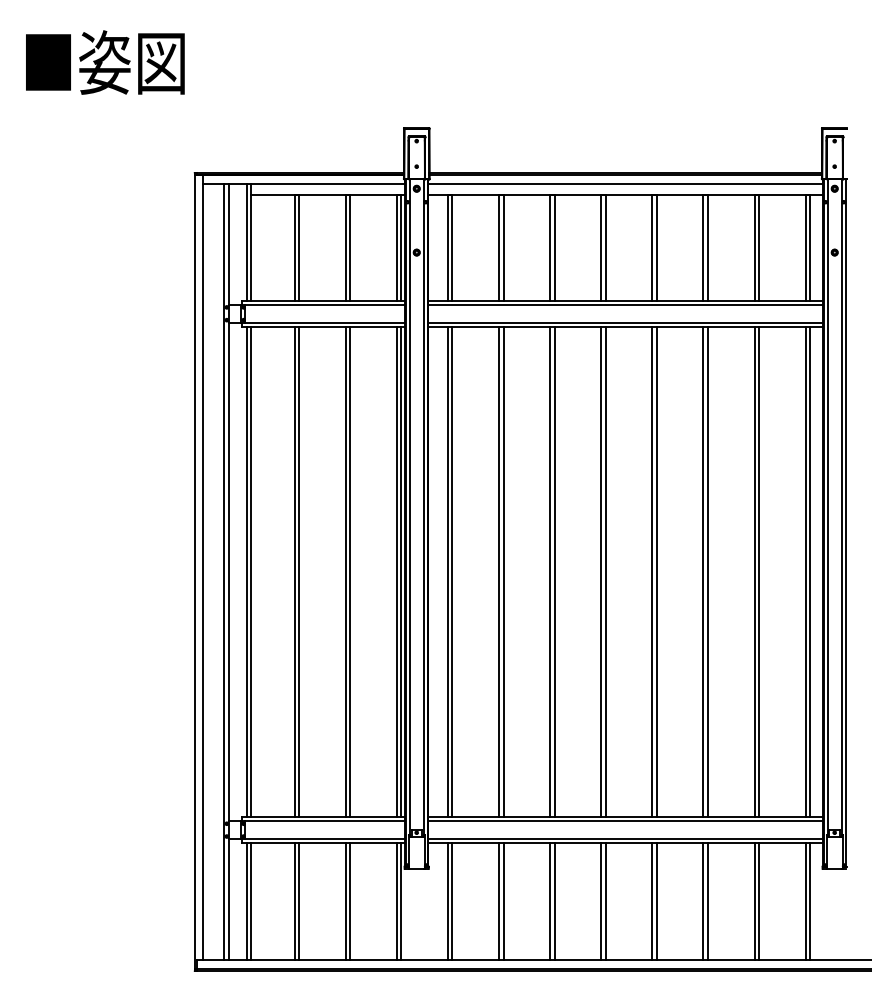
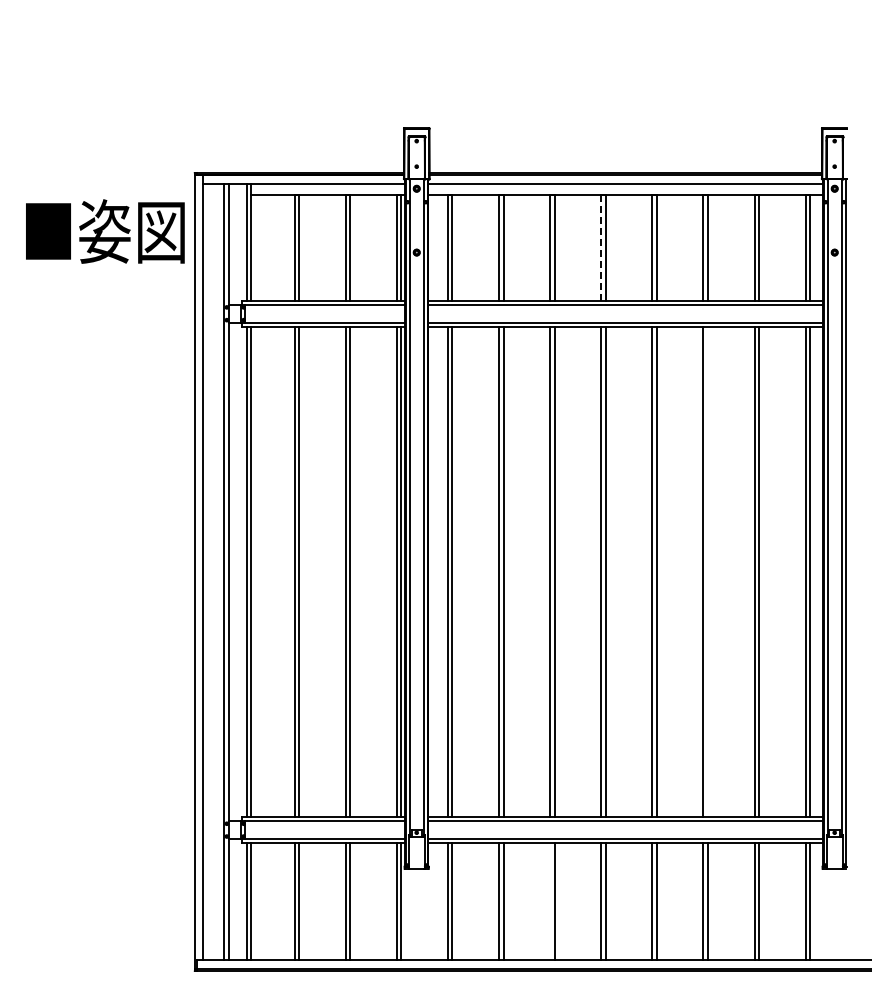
text position: (105, 62) -> (105, 231) (105, 231)
line: solid -> dashed (601, 247)
line: present -> none (707, 571)
line: present -> none (550, 901)
